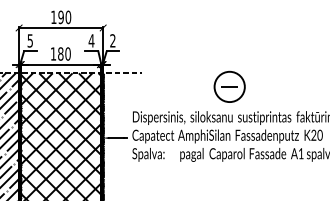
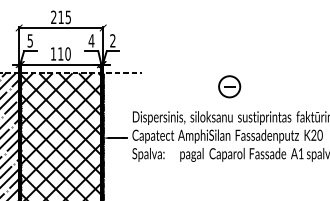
text: 190 -> 215 (61, 17)
text: 180 -> 110 (60, 53)
part size: 33x33 px -> 24x24 px (229, 86)
